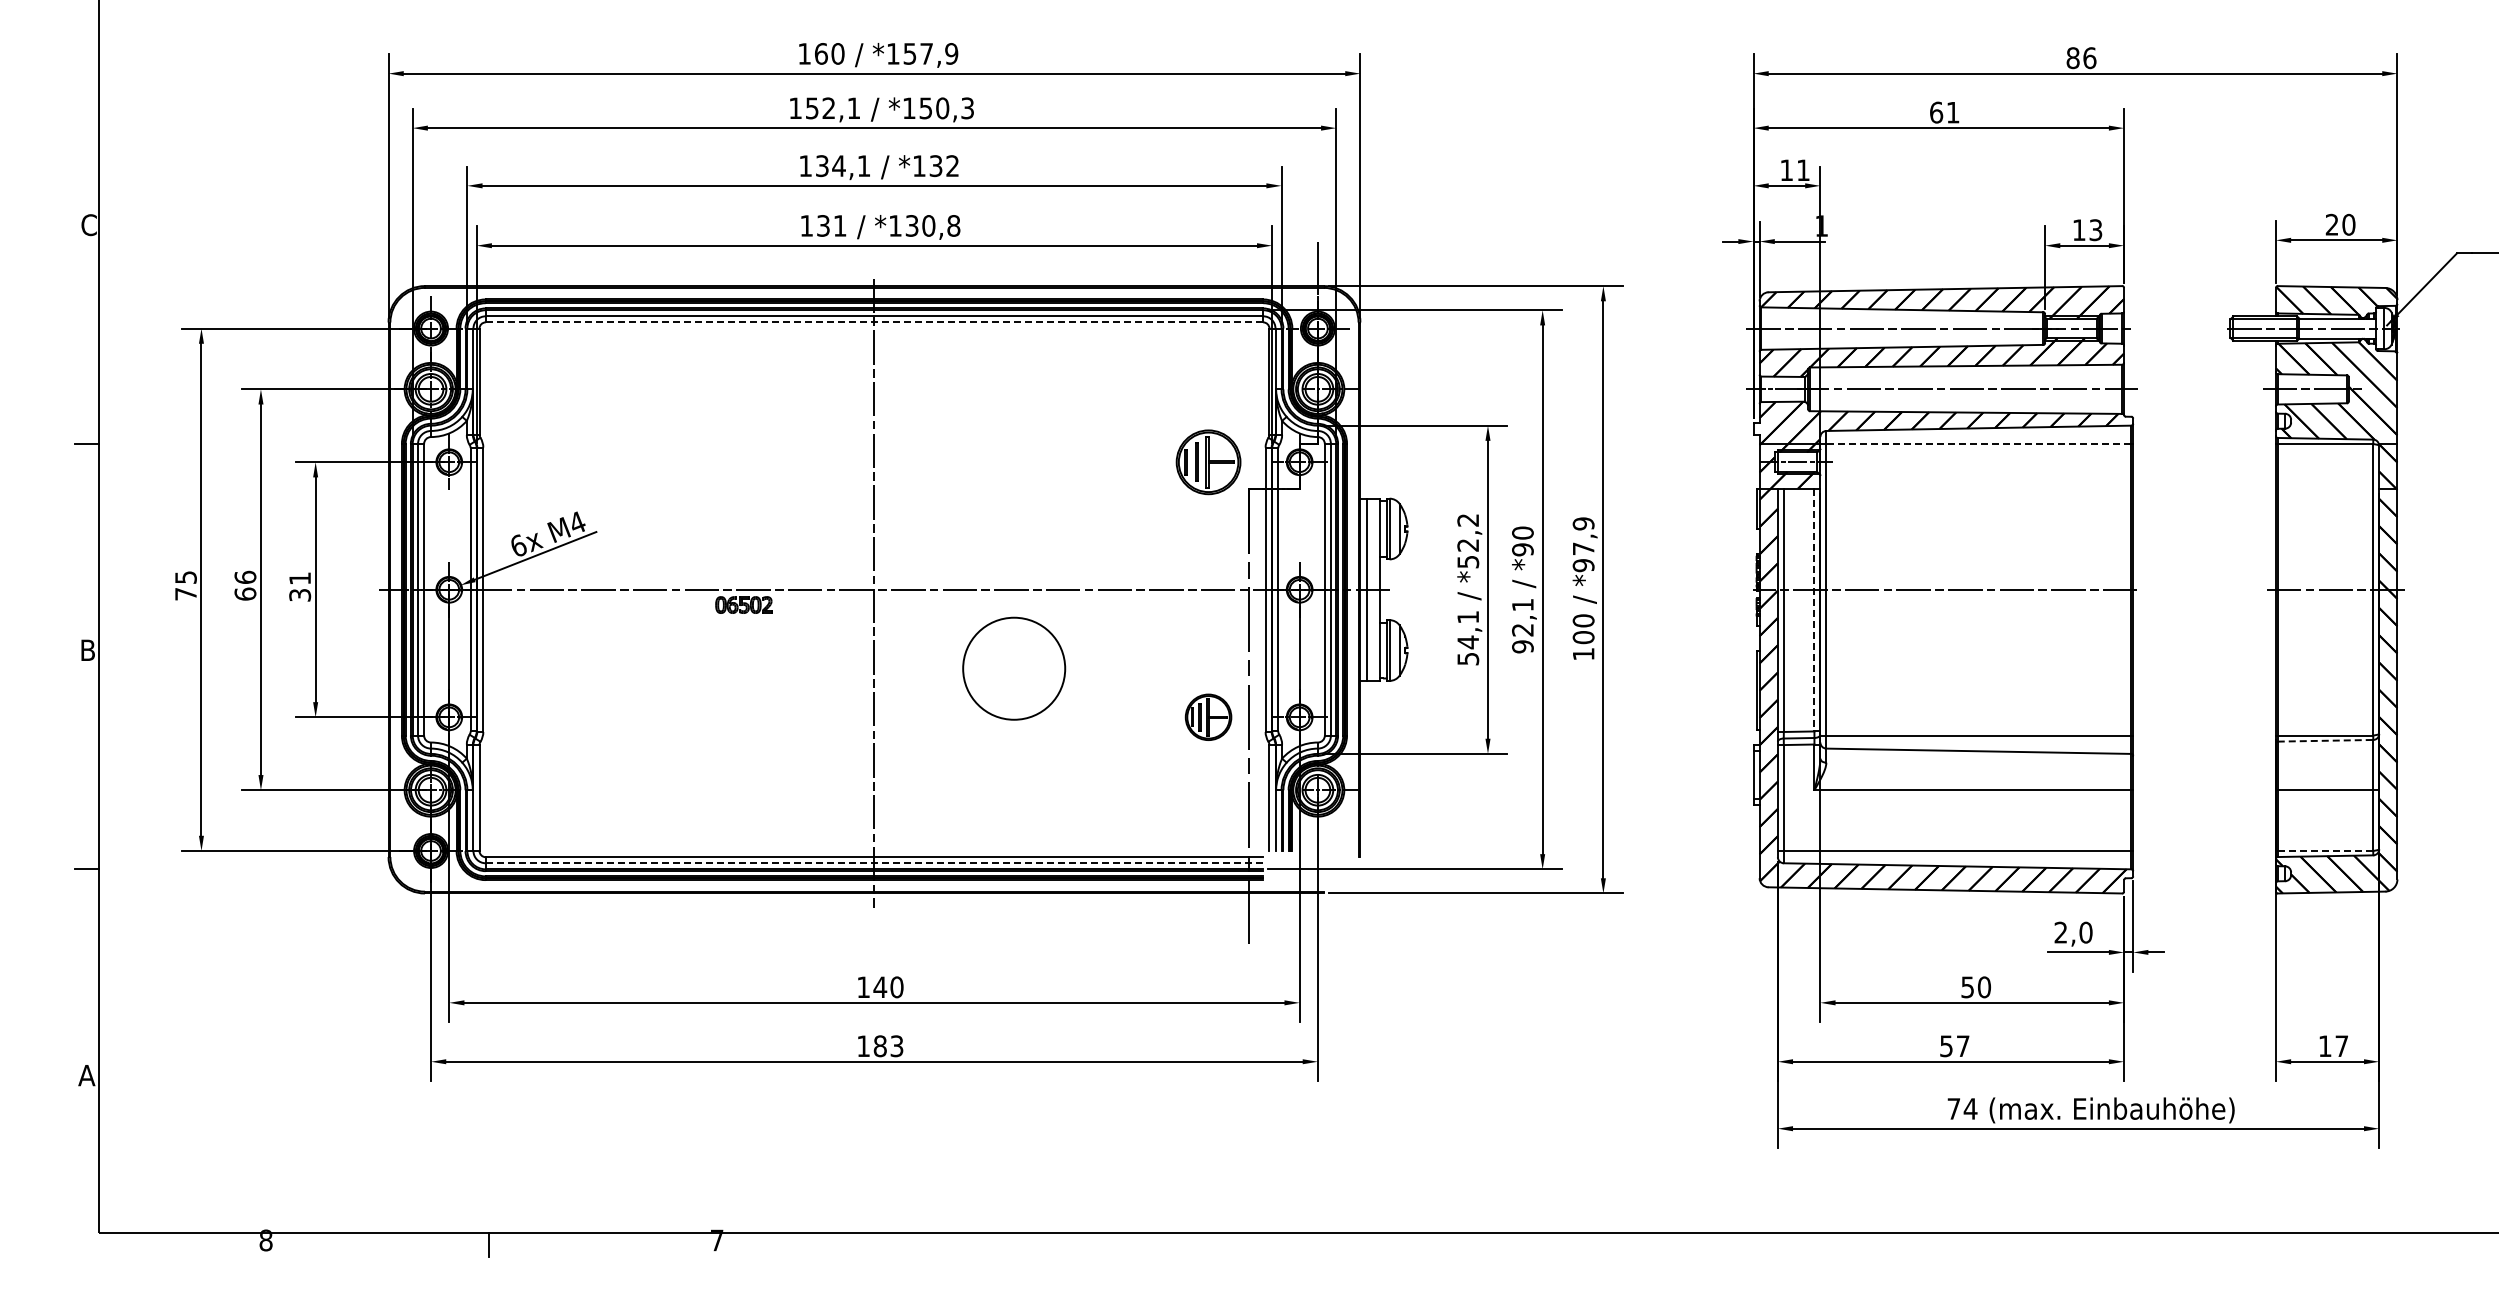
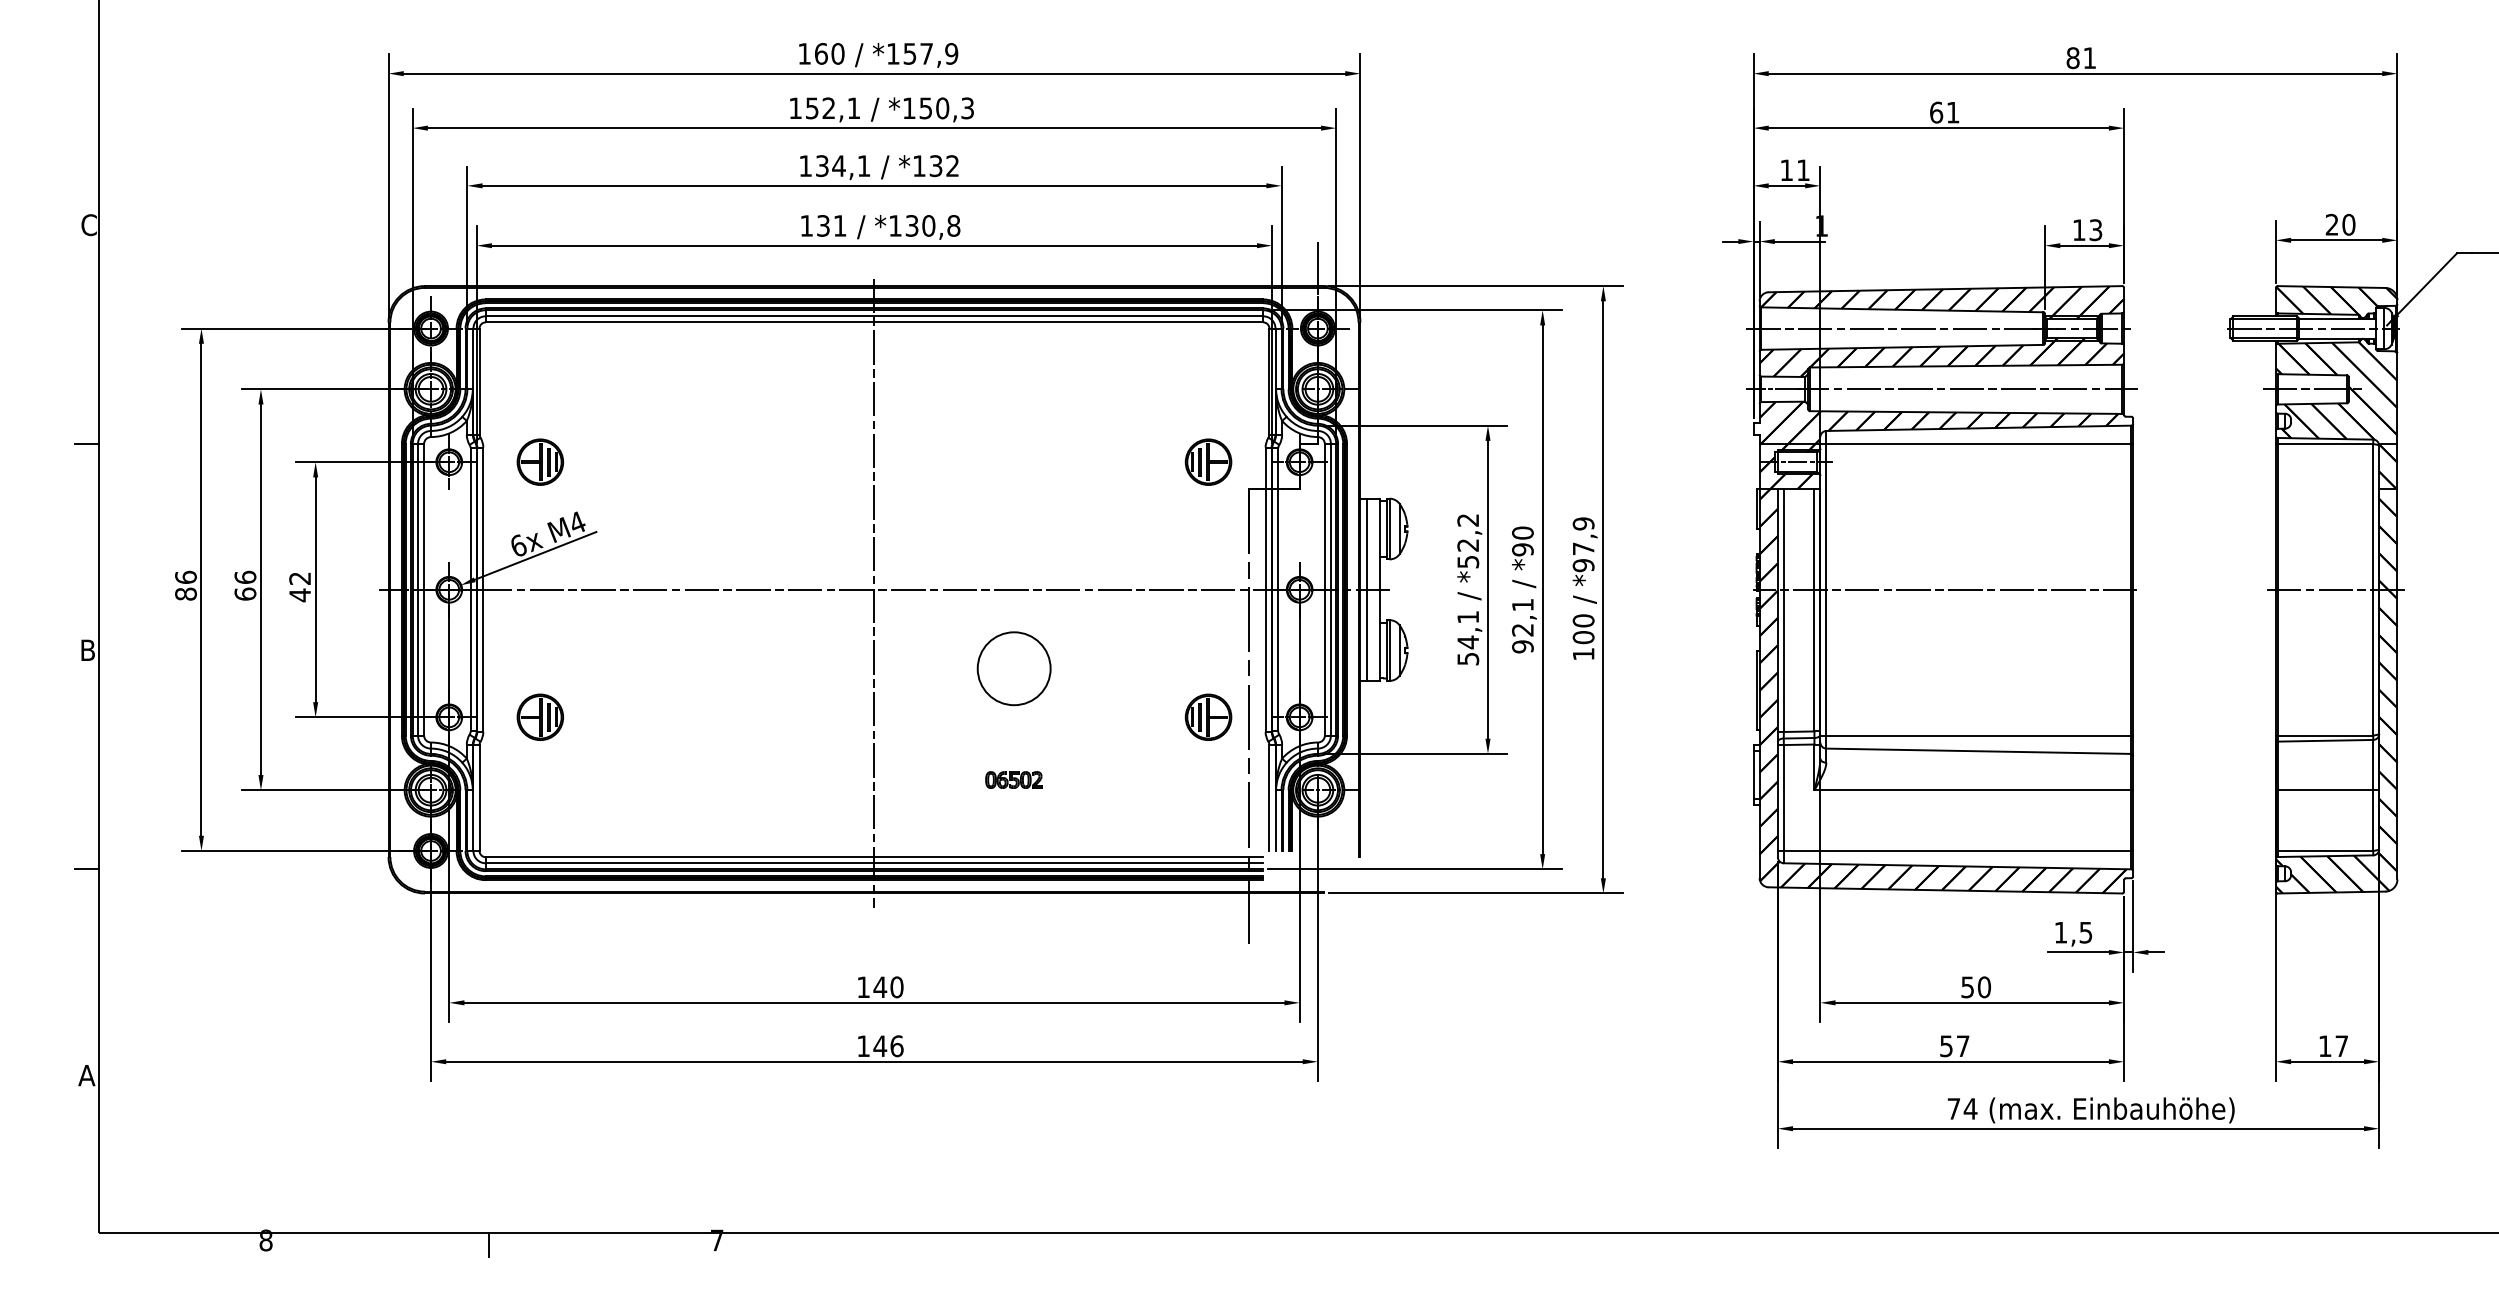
text: 86 -> 81 (2089, 58)
line: dashed -> solid (874, 322)
line: dashed -> solid (1978, 444)
part: none -> present (540, 461)
part size: 67x67 px -> 49x48 px (1208, 461)
text: 75 -> 86 (185, 585)
text: 31 -> 42 (300, 587)
part position: (743, 604) -> (1013, 779) (1013, 779)
line: dashed -> solid (1814, 610)
circle diameter: 102 px -> 73 px (1013, 668)
part: none -> present (540, 716)
line: dashed -> solid (2325, 740)
line: dashed -> solid (2325, 850)
line: dashed -> solid (874, 863)
text: 2,0 -> 1,5 (2073, 932)
text: 183 -> 146 (888, 1046)
